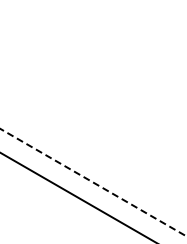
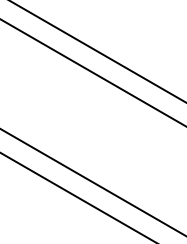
line: none -> present (97, 51)
line: none -> present (92, 72)
line: dashed -> solid (93, 182)
